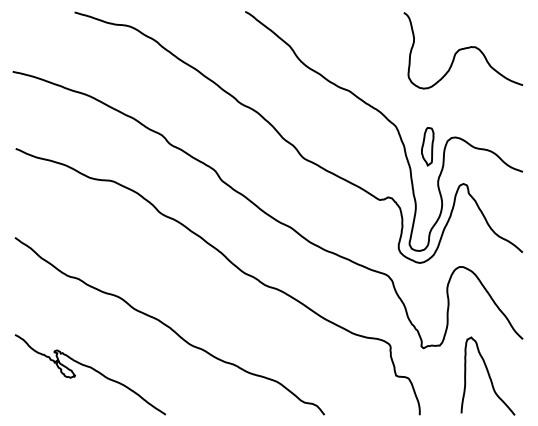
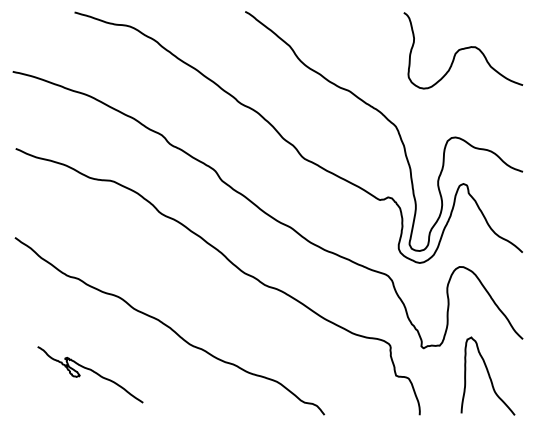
part: present -> none (427, 146)
part size: 153x82 px -> 107x58 px (90, 374)
